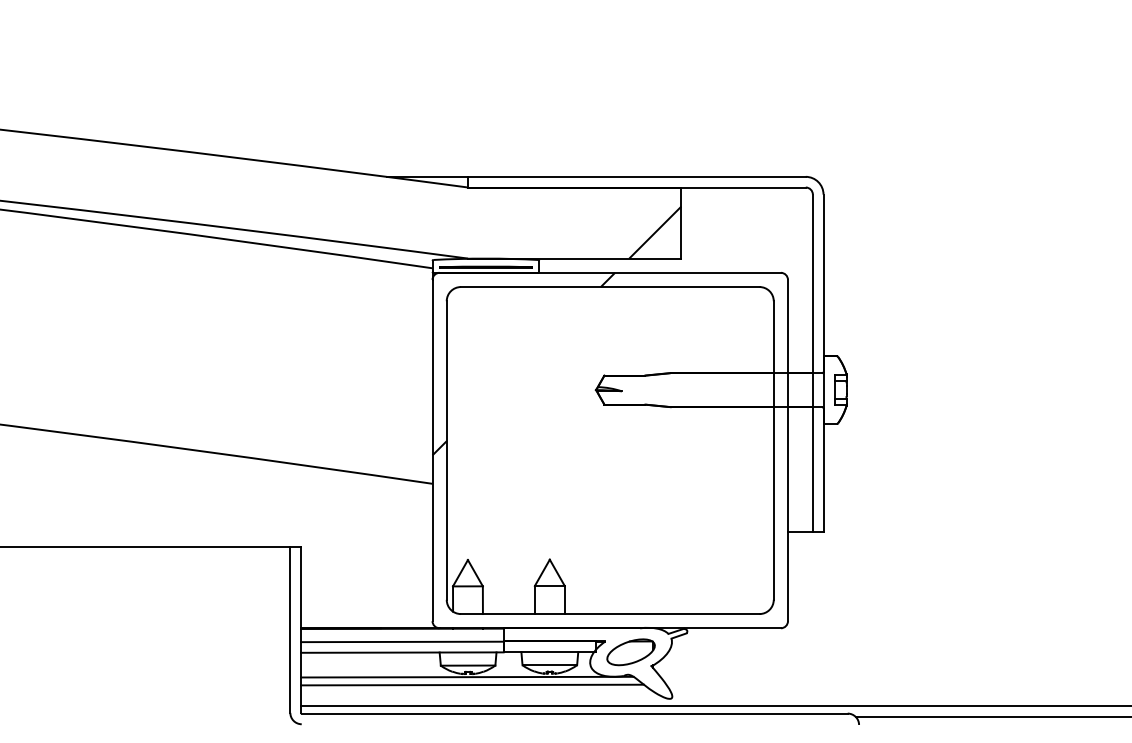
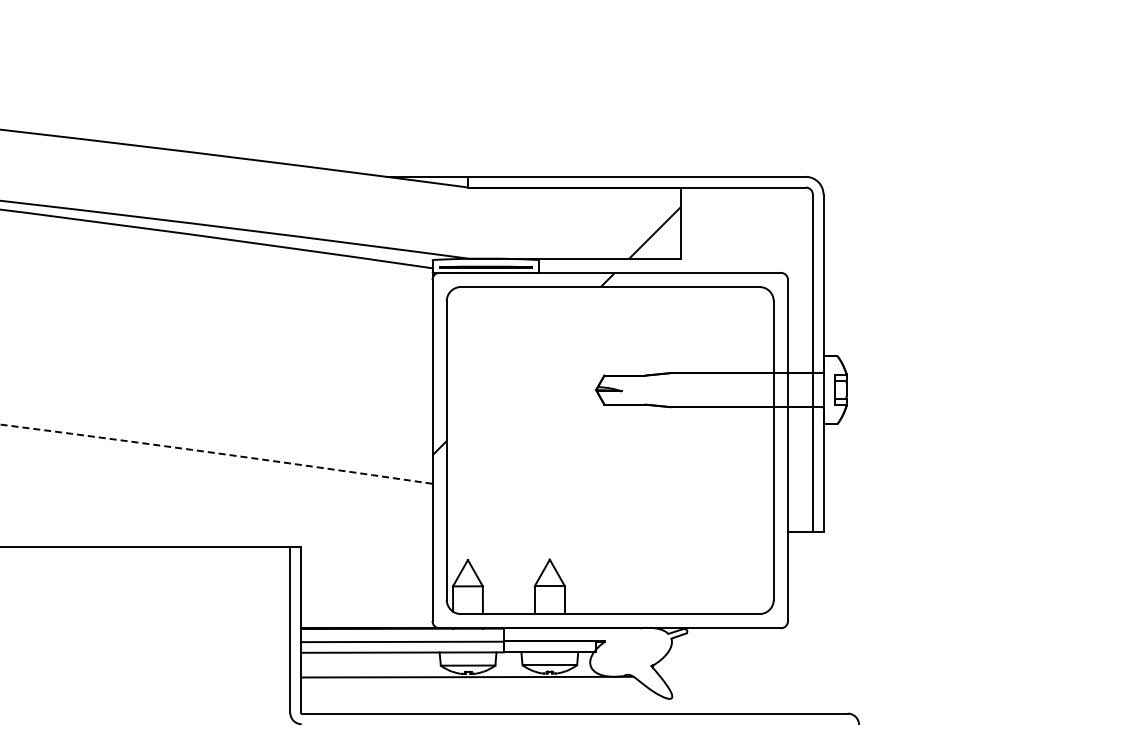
arc: solid -> dashed (215, 453)
part: present -> none (630, 652)
line: present -> none (472, 684)
line: present -> none (714, 706)
line: present -> none (991, 717)
